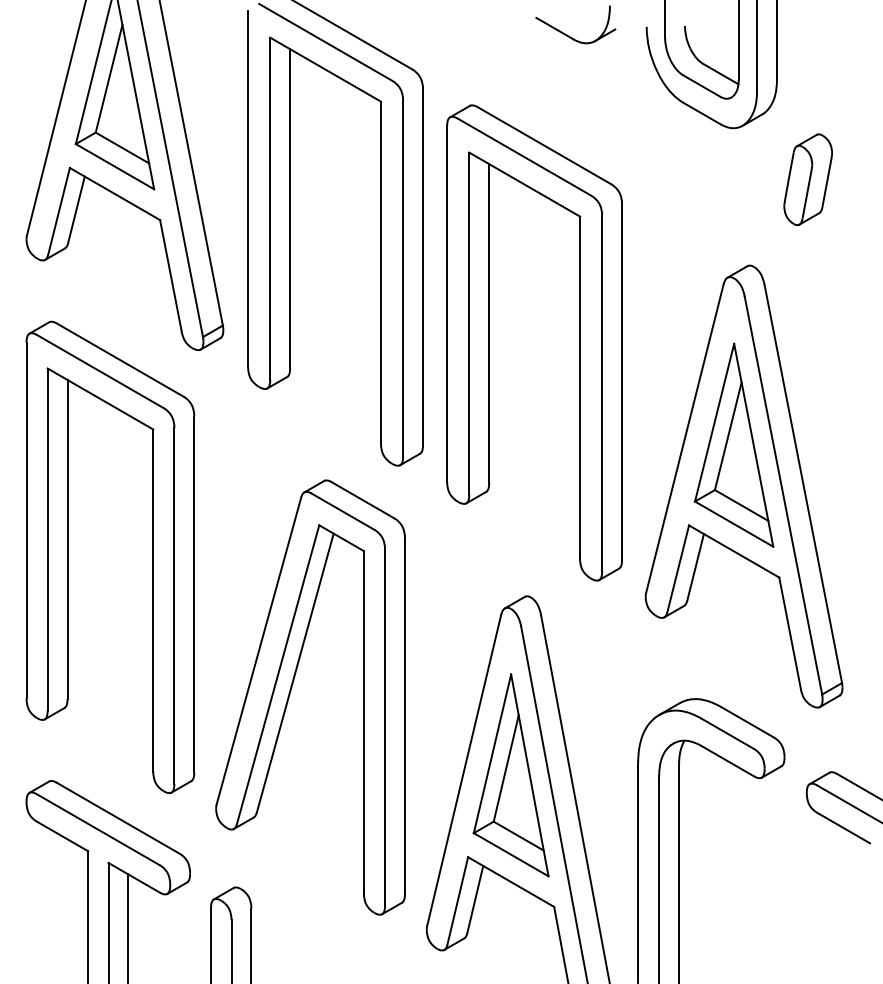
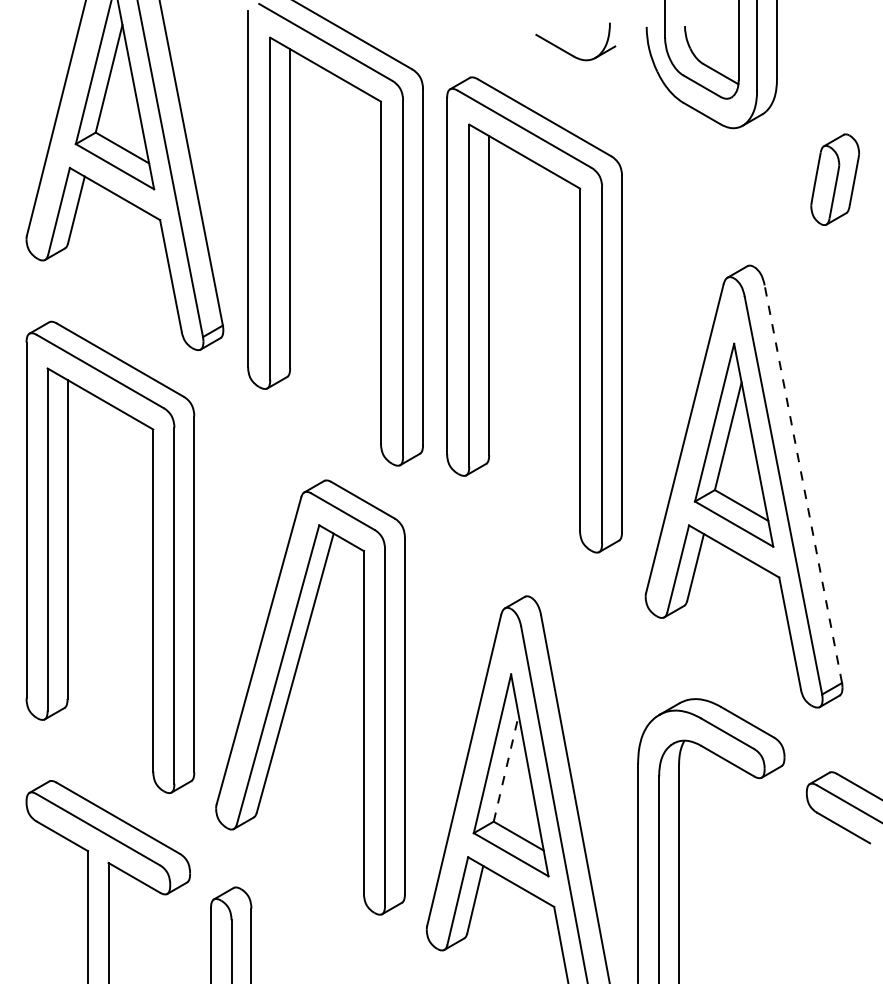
part position: (567, 34) -> (567, 51) (567, 51)
part position: (807, 179) -> (834, 179) (834, 179)
part position: (489, 342) -> (489, 314) (489, 314)
line: solid -> dashed (803, 484)
line: solid -> dashed (506, 768)
line: present -> none (128, 927)
